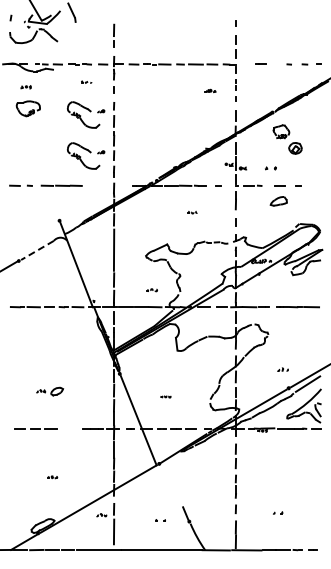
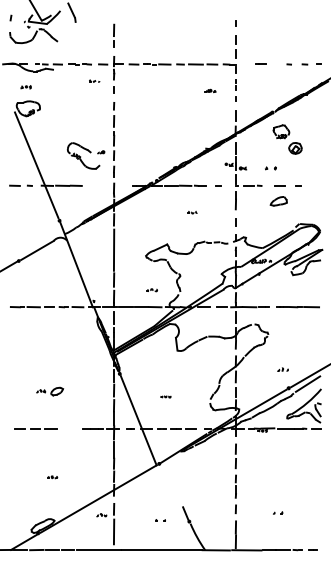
part position: (86, 81) -> (94, 80) (94, 80)
part: present -> none (86, 114)
line: none -> present (36, 165)
line: dashed -> solid (37, 250)
